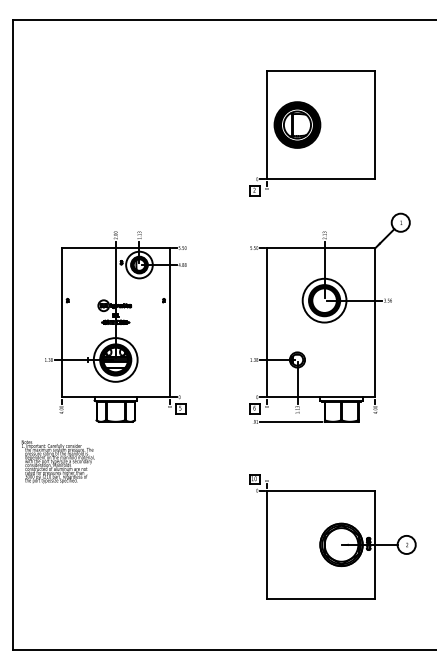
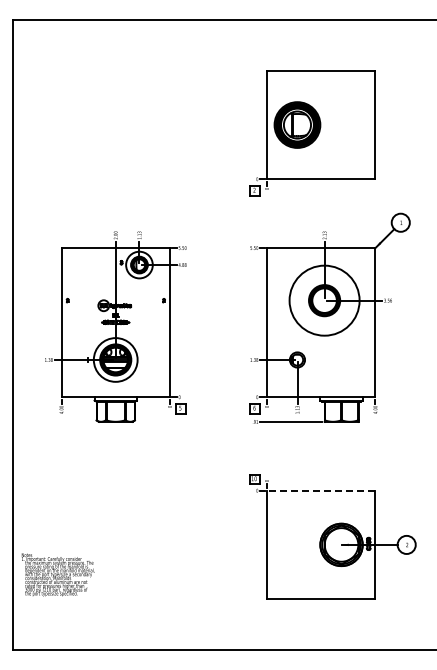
circle diameter: 44 px -> 70 px (324, 300)
text position: (57, 461) -> (57, 574) (57, 574)
line: solid -> dashed (320, 490)
